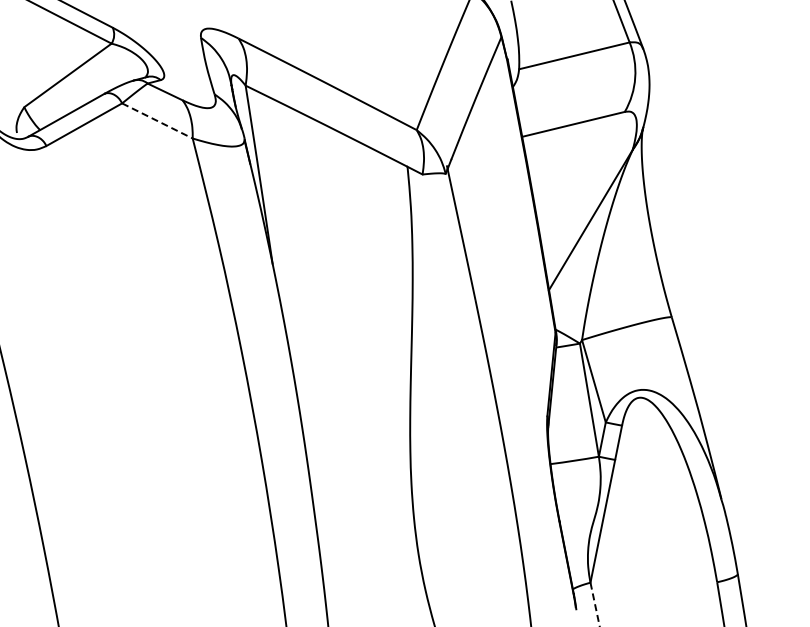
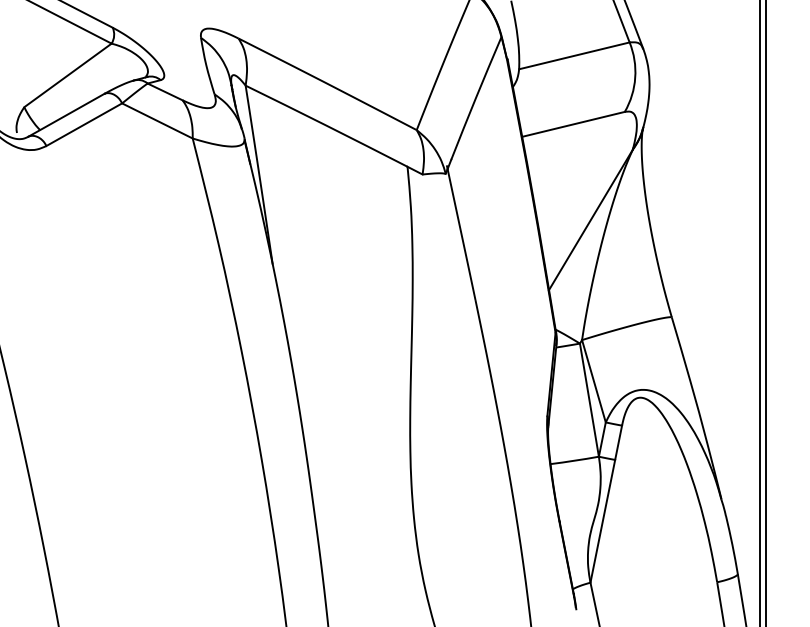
line: dashed -> solid (157, 121)
line: none -> present (759, 312)
line: none -> present (766, 312)
line: dashed -> solid (595, 605)
